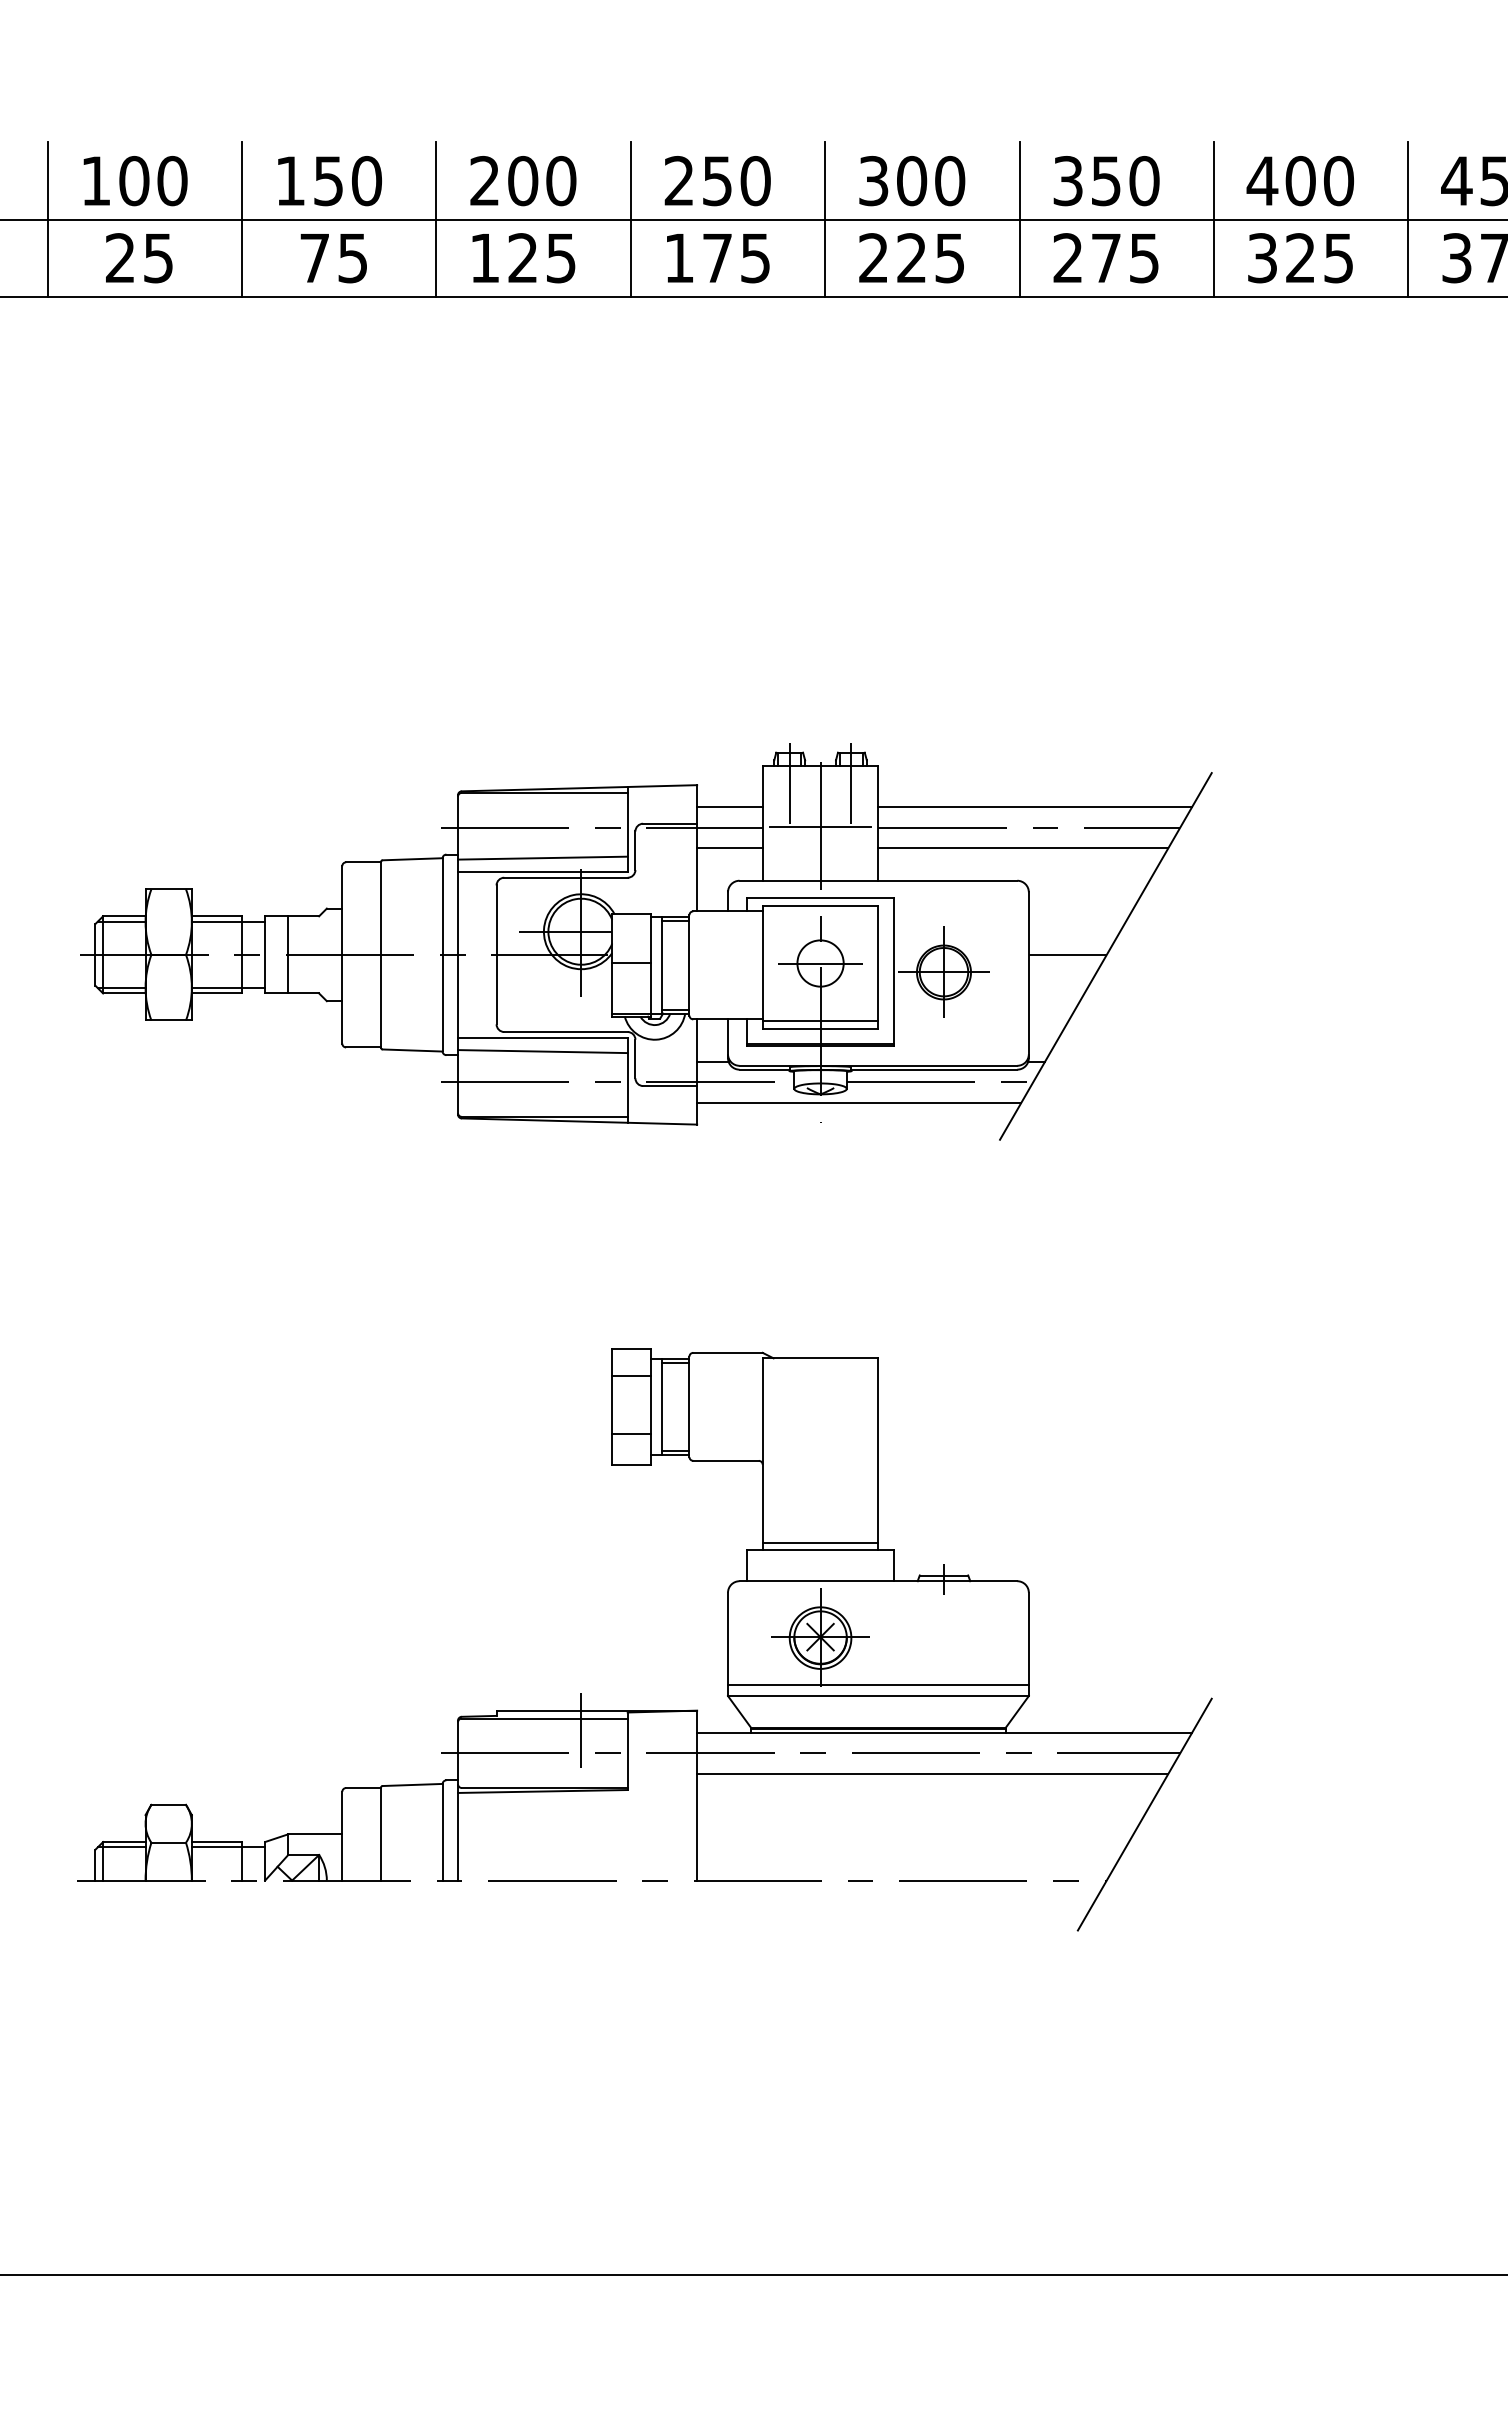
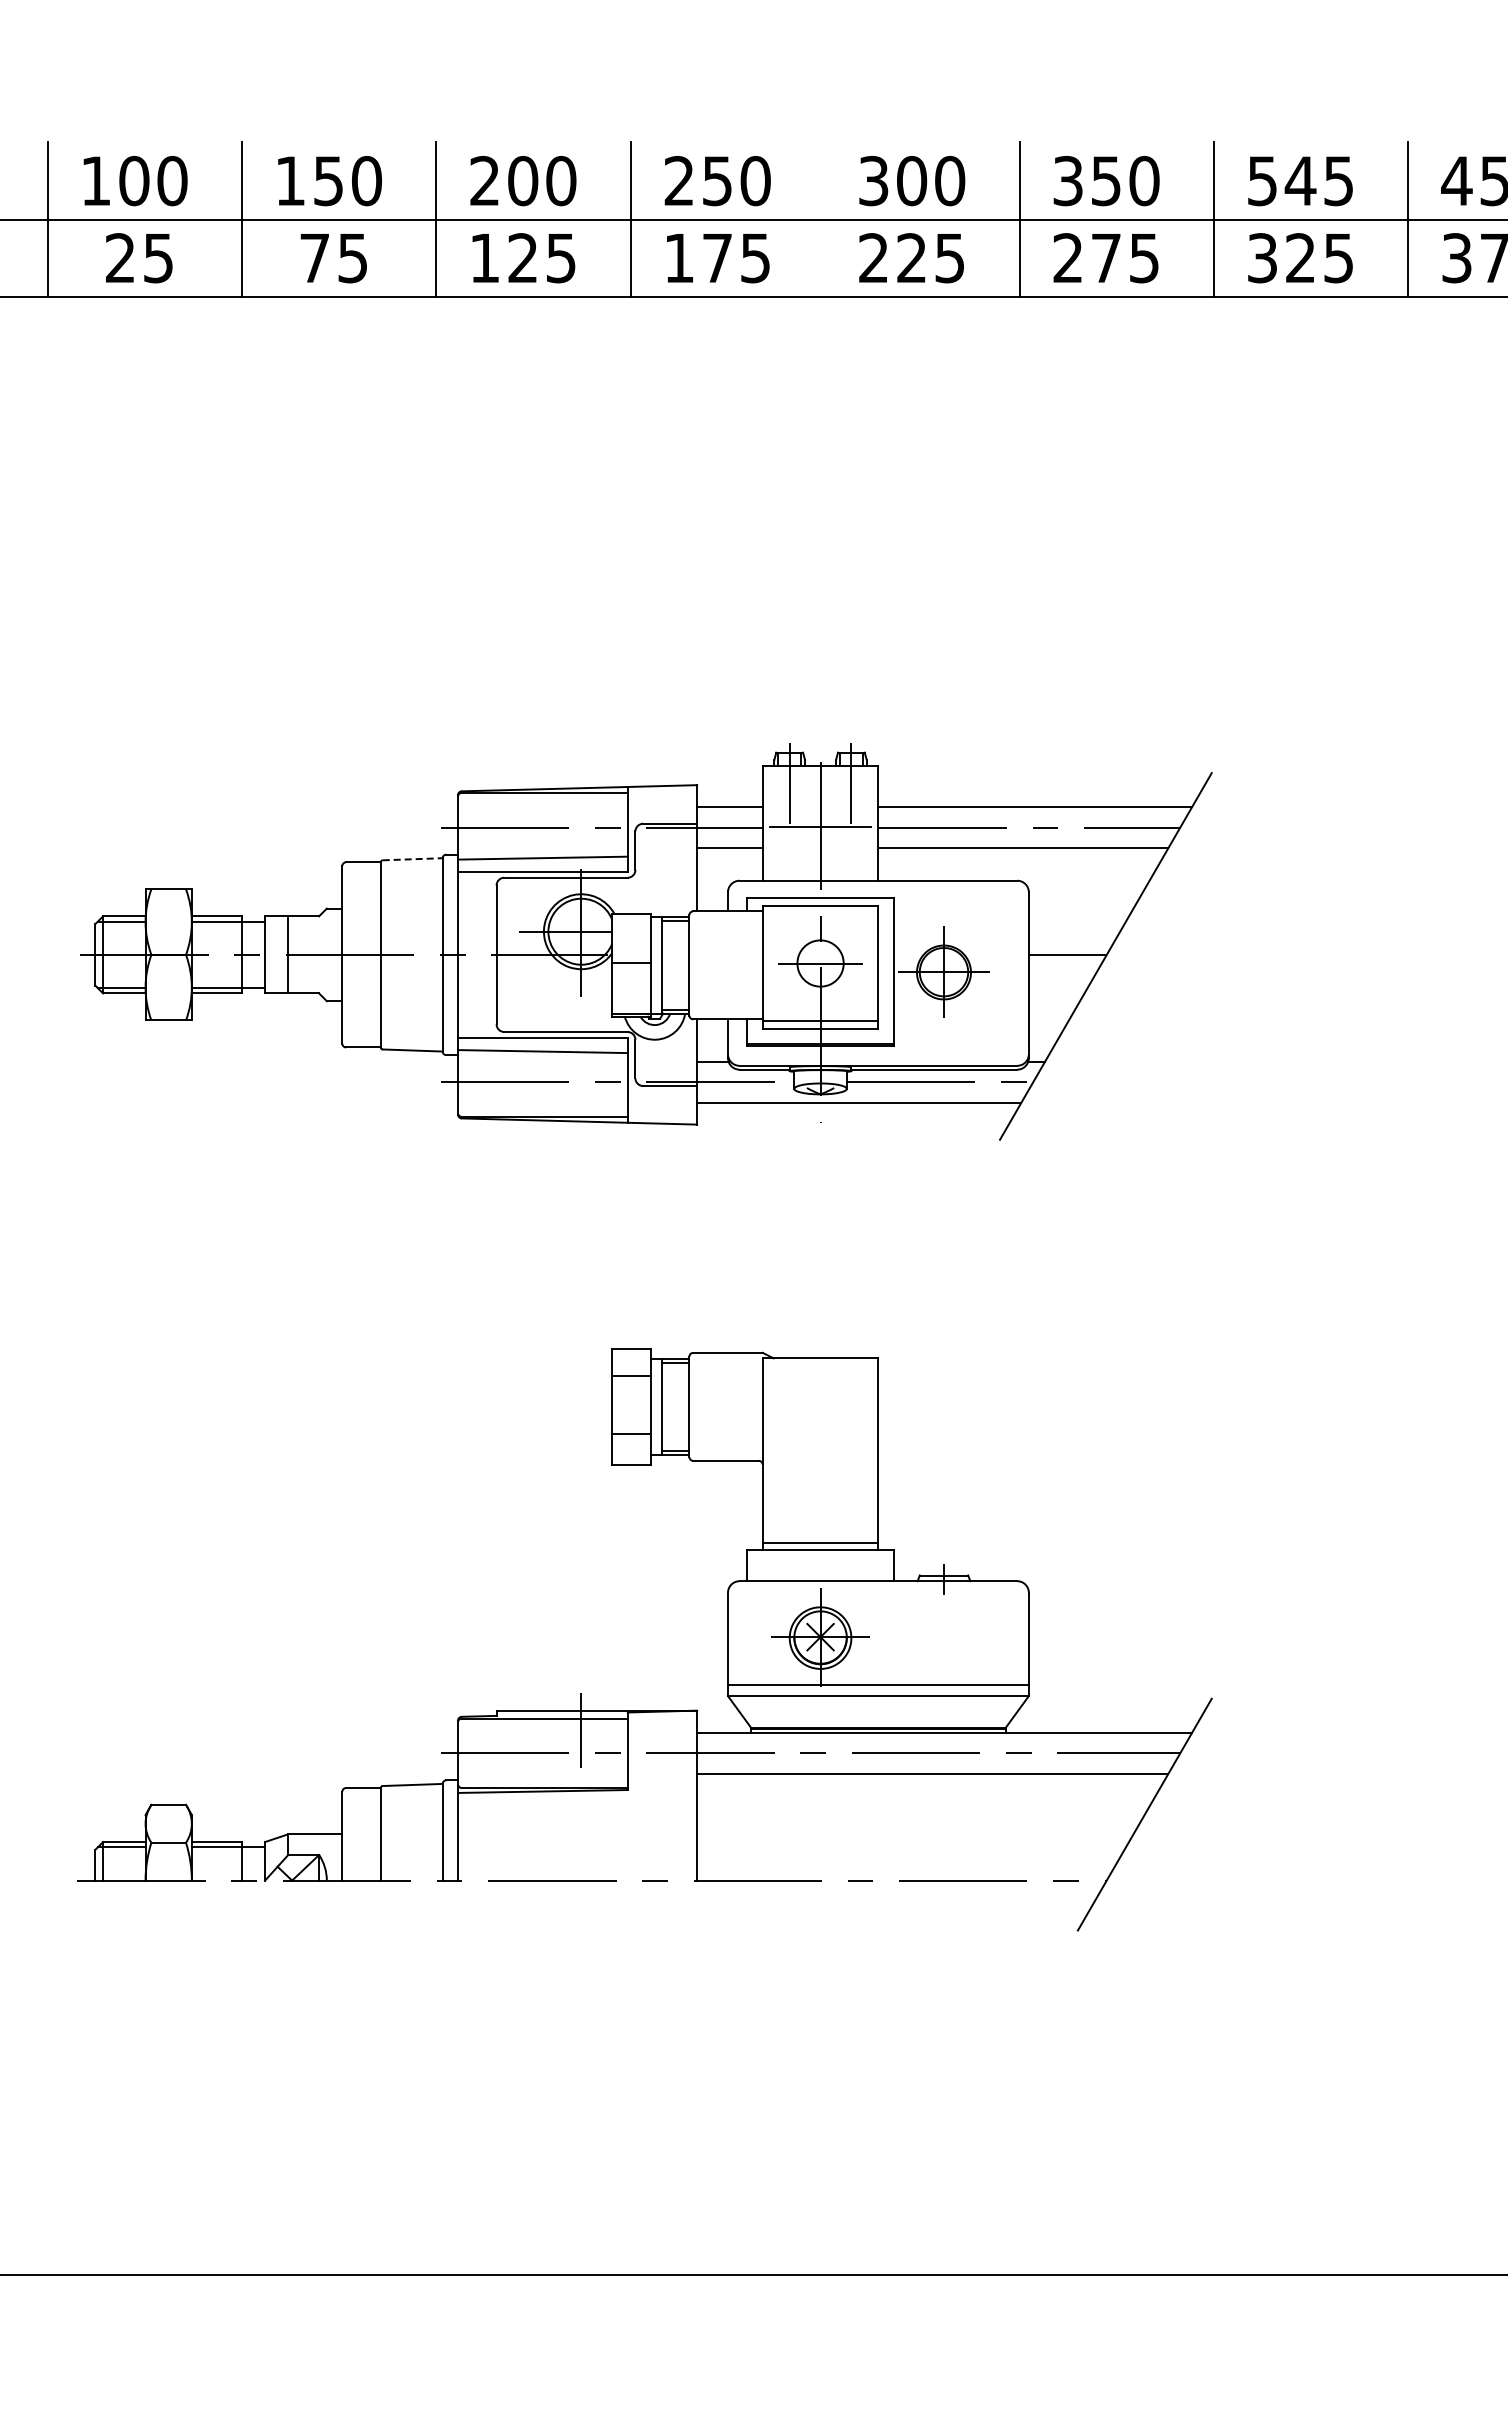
text: 400 -> 545 (1300, 181)
line: present -> none (825, 219)
line: solid -> dashed (412, 859)
